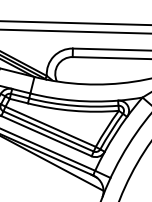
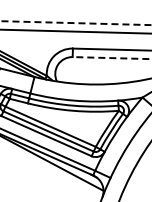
line: solid -> dashed (76, 23)
line: solid -> dashed (111, 58)
